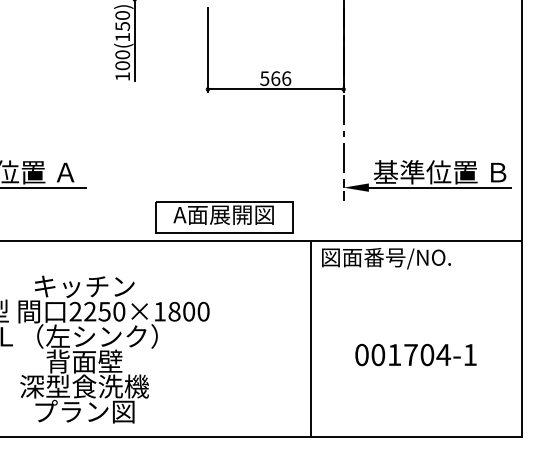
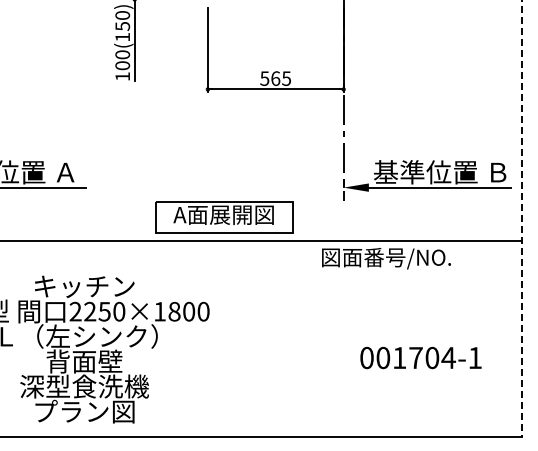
text: 566 -> 565 (286, 78)
line: solid -> dashed (521, 219)
line: present -> none (310, 339)
text position: (415, 354) -> (420, 357) (420, 357)
